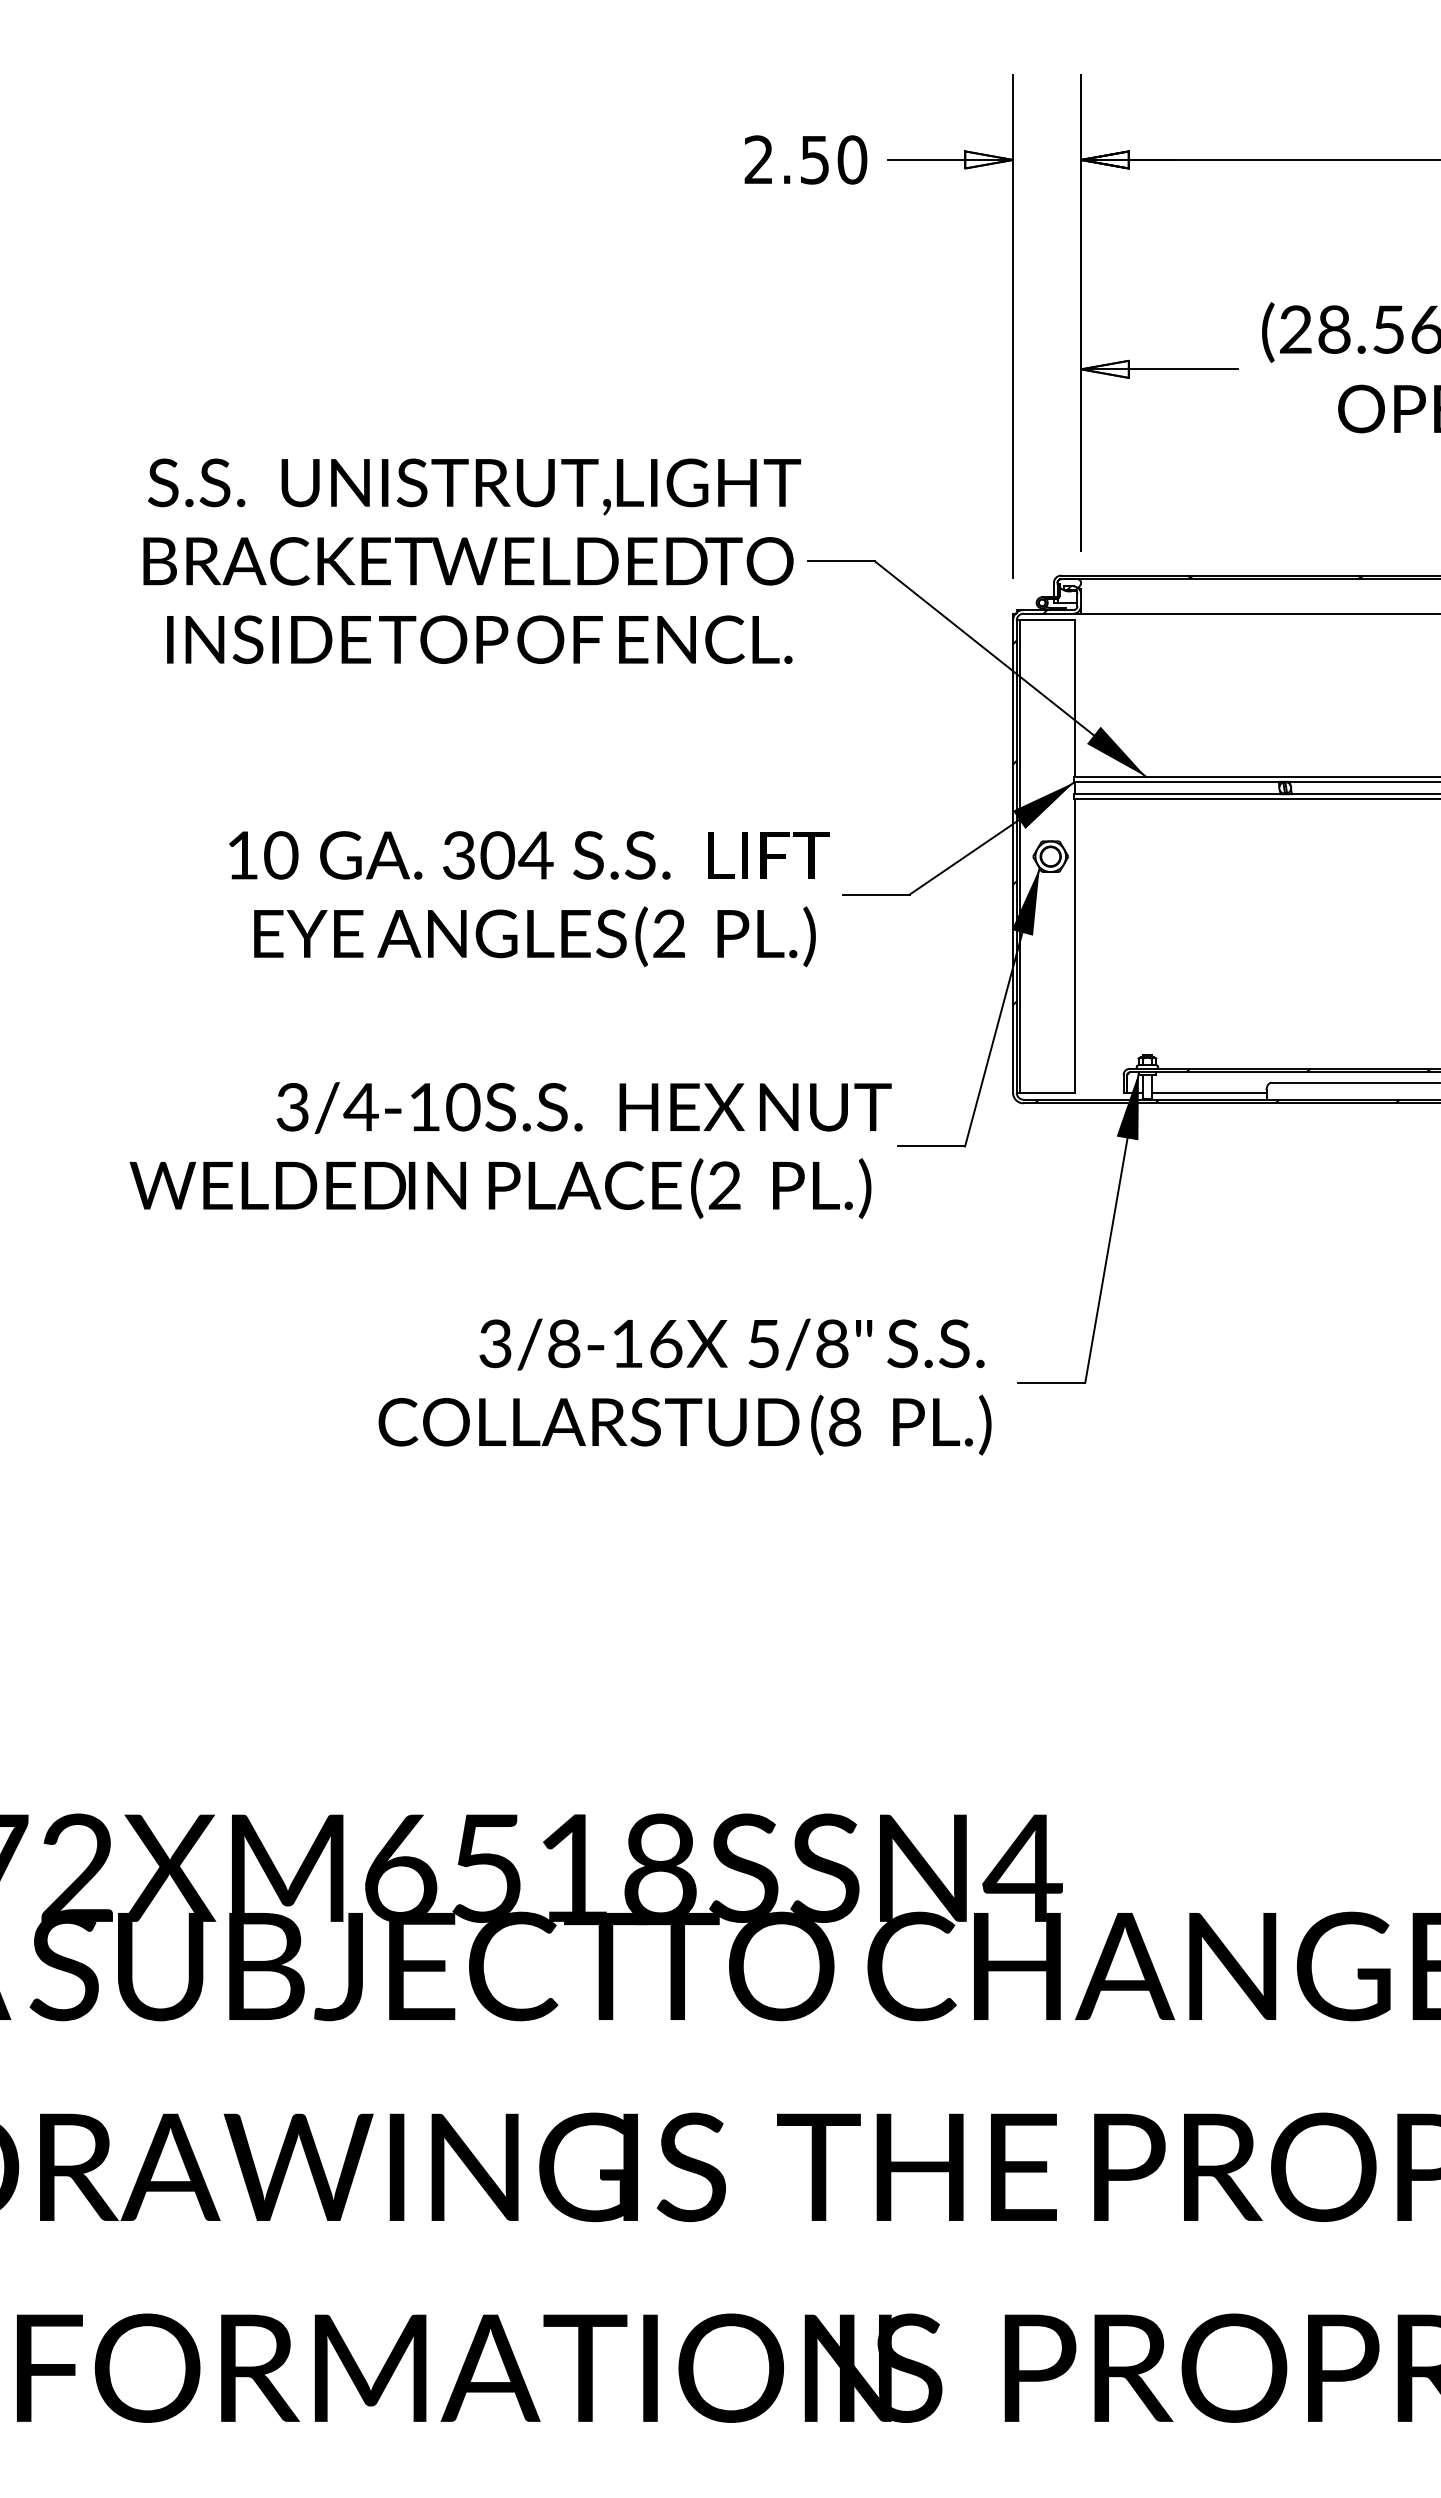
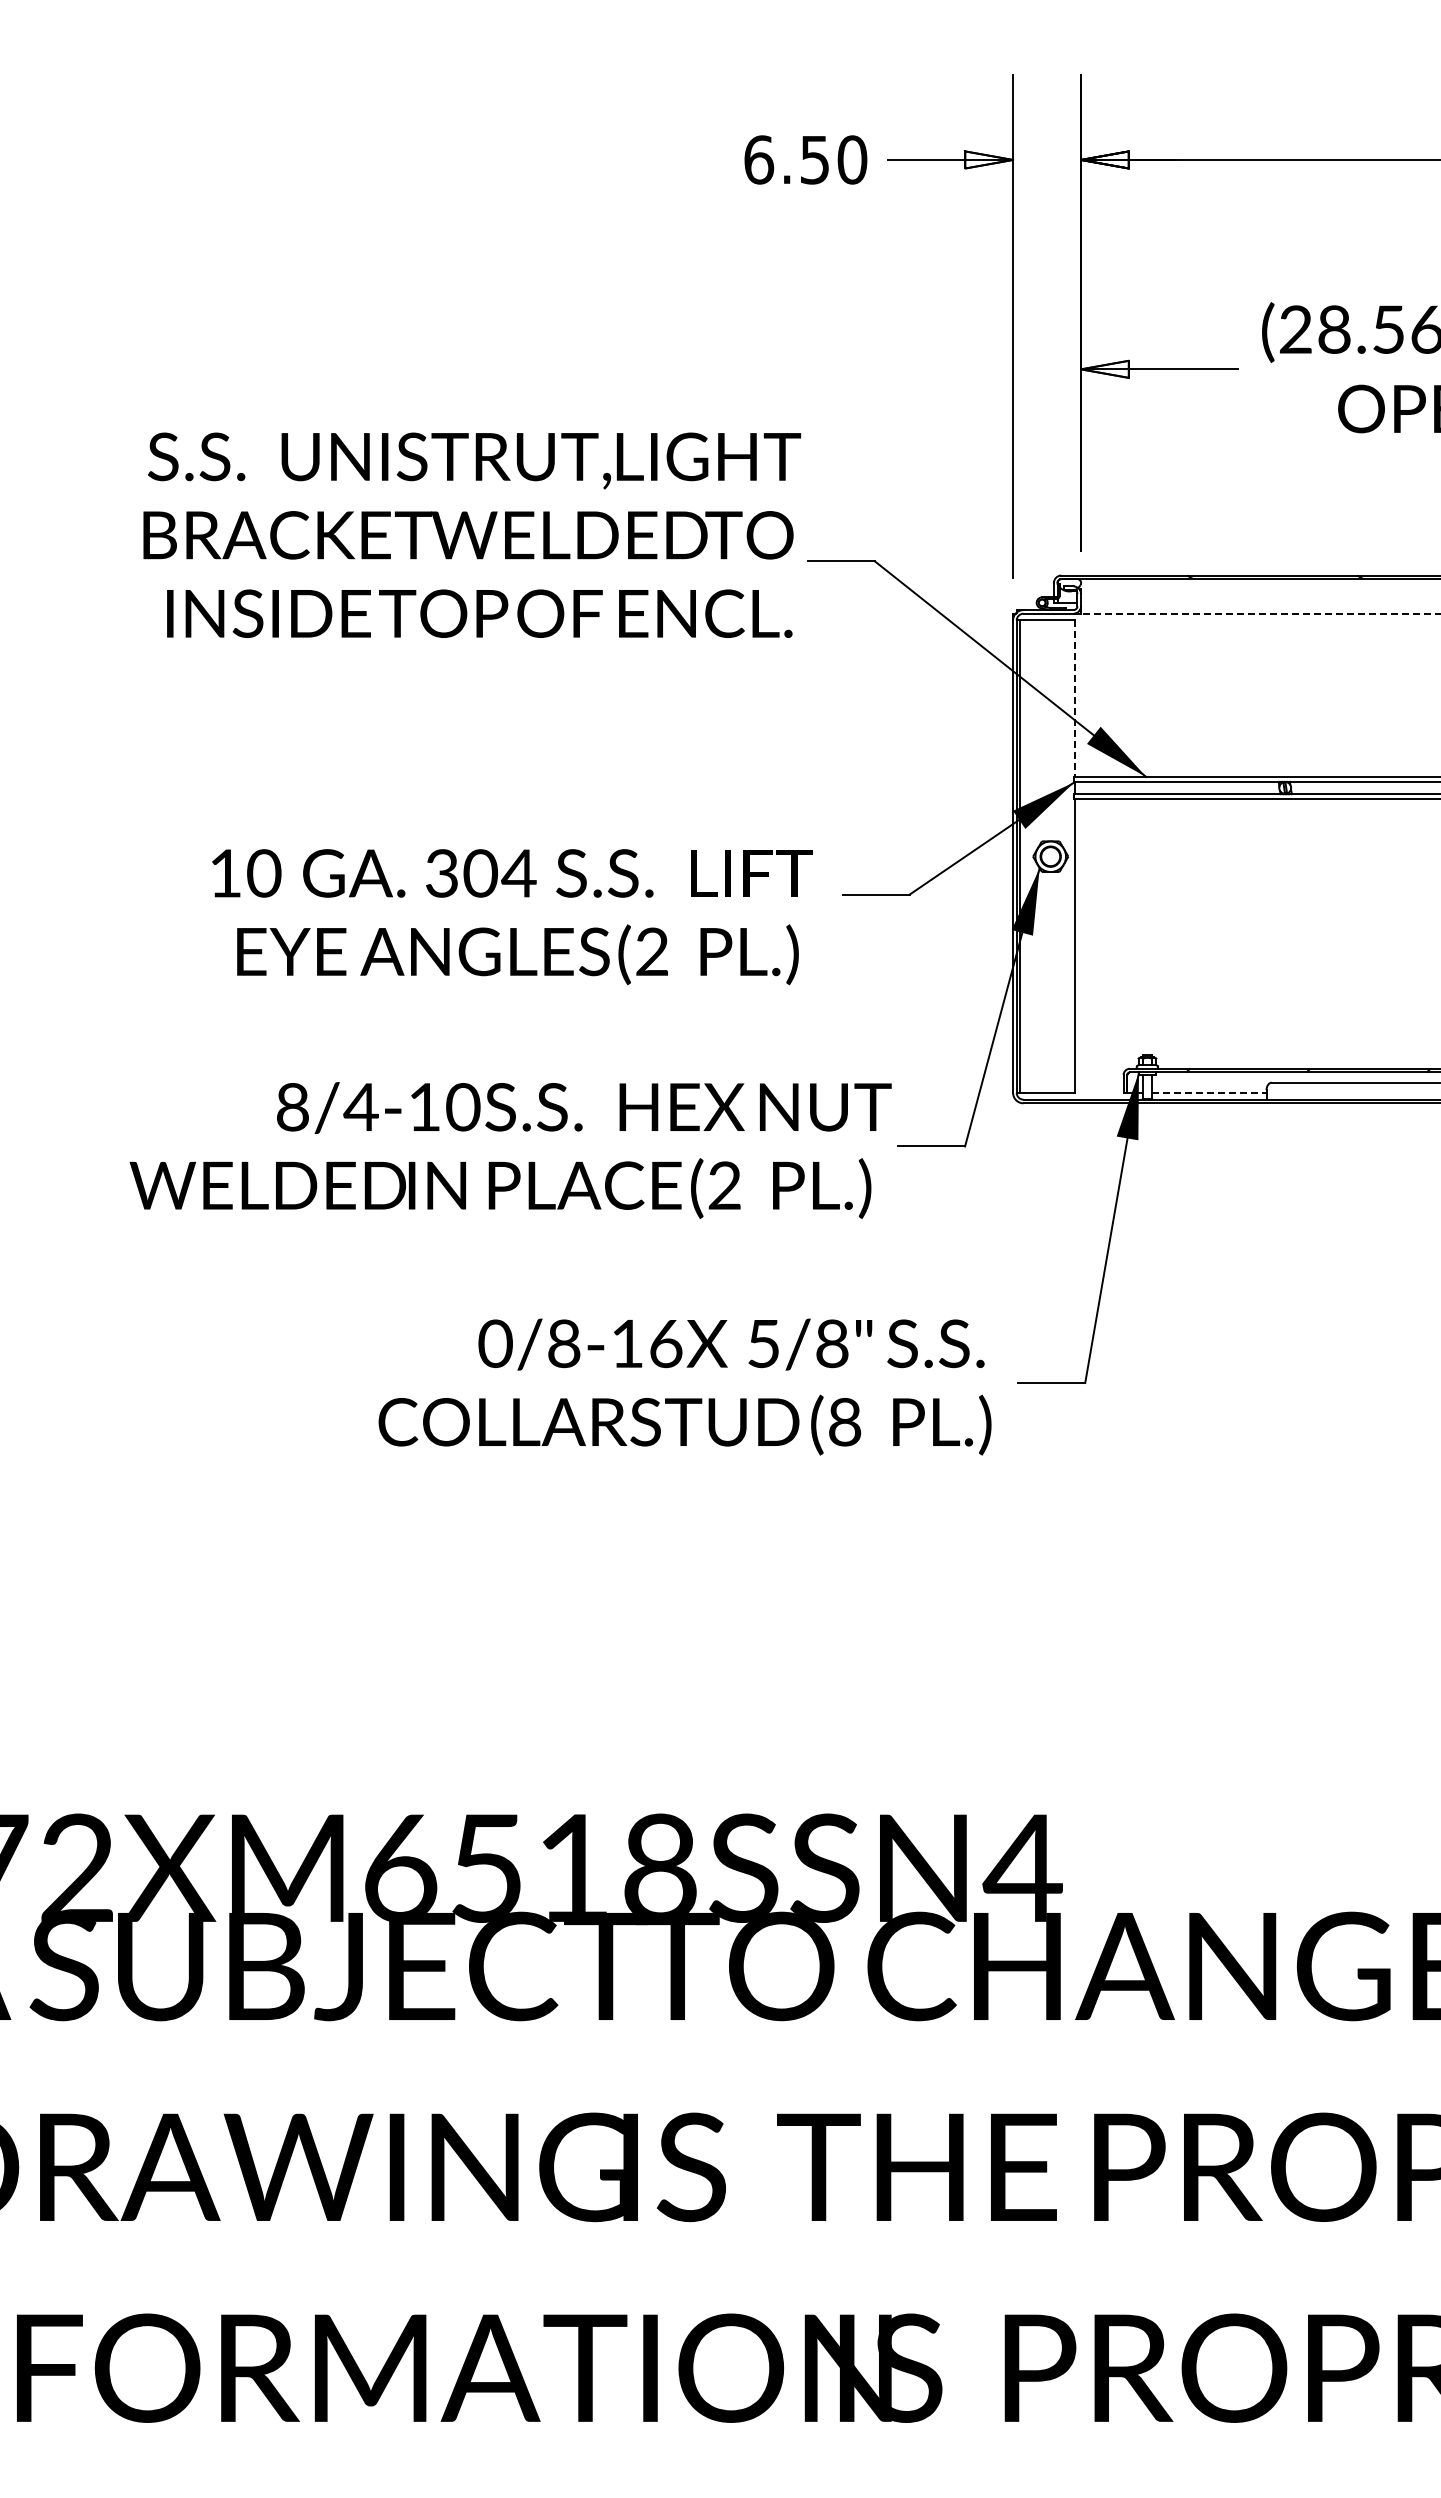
text: 2.50 -> 6.50 (759, 159)
text position: (472, 560) -> (472, 534) (472, 534)
line: solid -> dashed (1261, 613)
line: solid -> dashed (1074, 699)
hatch: present -> none (1206, 844)
text position: (529, 899) -> (512, 917) (512, 917)
line: solid -> dashed (1209, 1092)
text: 3/4-10 -> 8/4-10 (292, 1107)
text: 3/8-16 -> 0/8-16 (495, 1343)
